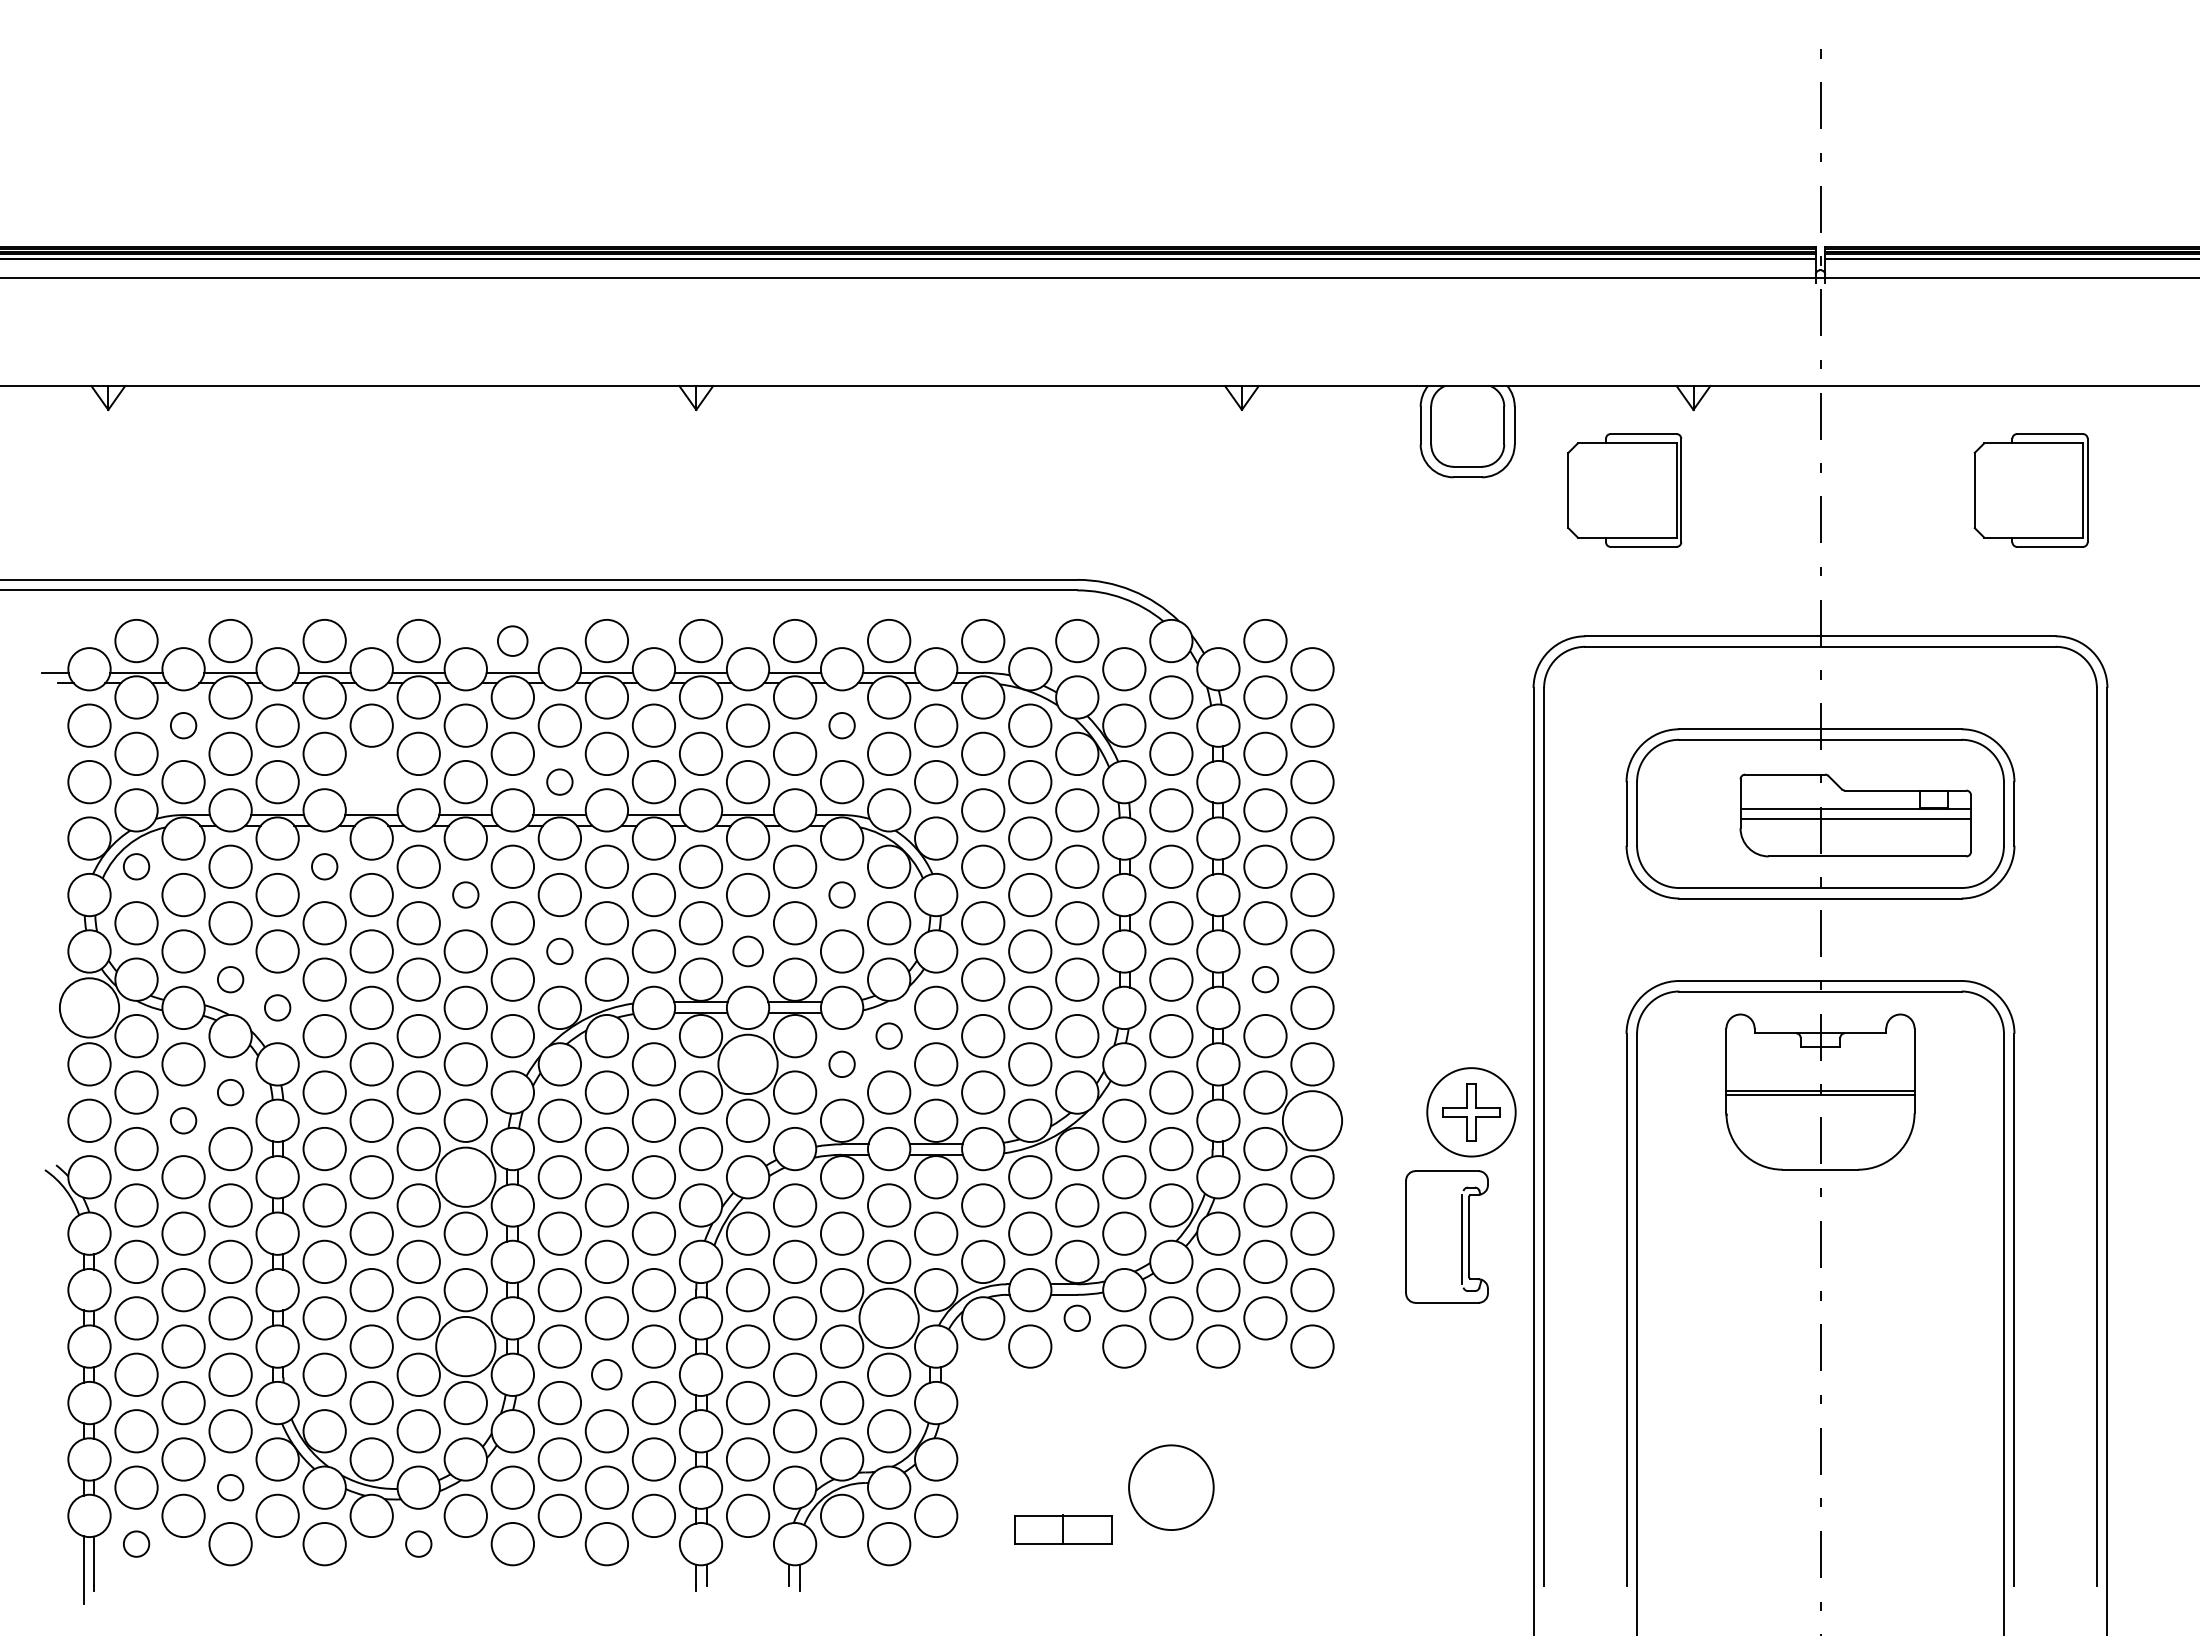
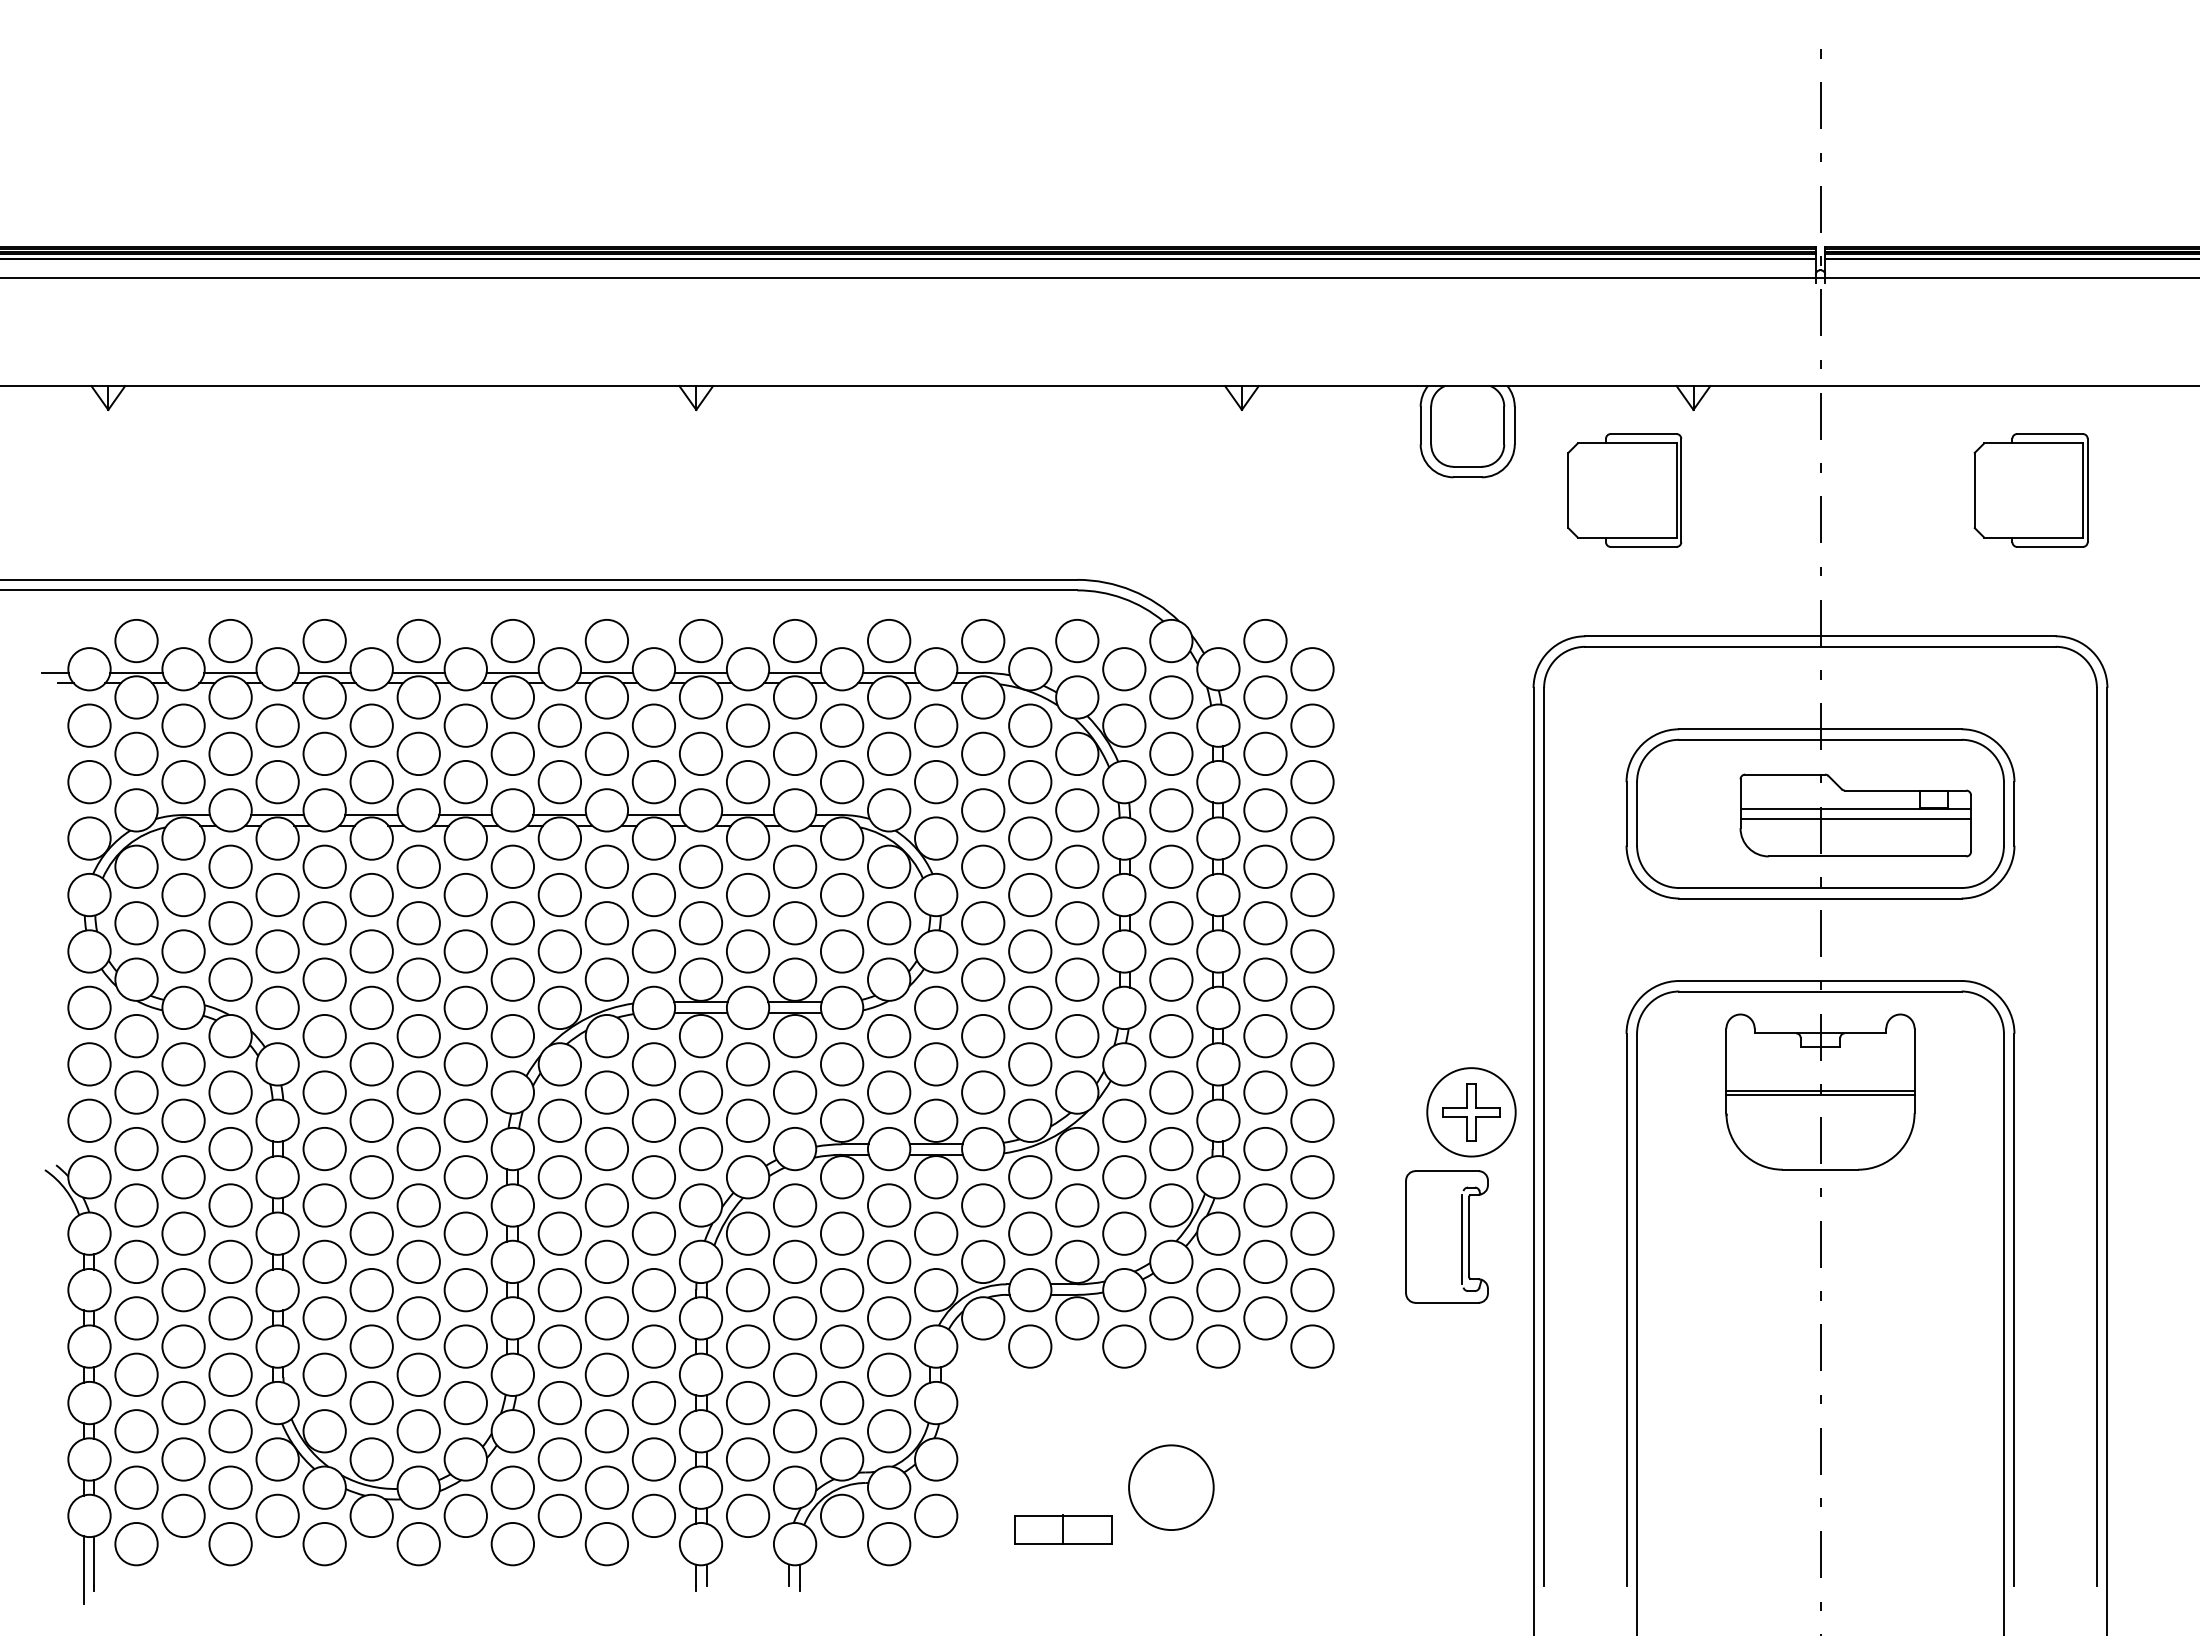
circle size: 32x32 px -> 45x45 px (512, 641)
circle diameter: 25 px -> 42 px (183, 725)
circle diameter: 25 px -> 42 px (841, 725)
circle diameter: 25 px -> 42 px (559, 781)
circle: none -> present (371, 782)
circle diameter: 25 px -> 42 px (136, 866)
circle diameter: 25 px -> 42 px (324, 866)
circle diameter: 25 px -> 42 px (465, 894)
circle diameter: 25 px -> 42 px (841, 894)
circle diameter: 25 px -> 42 px (559, 951)
circle size: 32x33 px -> 45x45 px (748, 951)
circle diameter: 25 px -> 42 px (230, 979)
circle size: 29x28 px -> 45x45 px (1265, 979)
circle diameter: 59 px -> 42 px (89, 1007)
circle diameter: 25 px -> 42 px (277, 1007)
circle diameter: 25 px -> 42 px (888, 1035)
circle diameter: 59 px -> 42 px (747, 1064)
circle diameter: 25 px -> 42 px (841, 1064)
circle diameter: 25 px -> 42 px (230, 1092)
circle diameter: 25 px -> 42 px (183, 1120)
circle diameter: 59 px -> 42 px (1312, 1120)
circle diameter: 59 px -> 42 px (465, 1177)
circle diameter: 59 px -> 42 px (888, 1318)
circle diameter: 25 px -> 42 px (1077, 1318)
circle diameter: 59 px -> 42 px (465, 1346)
circle size: 32x32 px -> 45x45 px (606, 1374)
circle diameter: 25 px -> 42 px (230, 1487)
circle diameter: 25 px -> 42 px (136, 1543)
circle diameter: 25 px -> 42 px (418, 1543)
